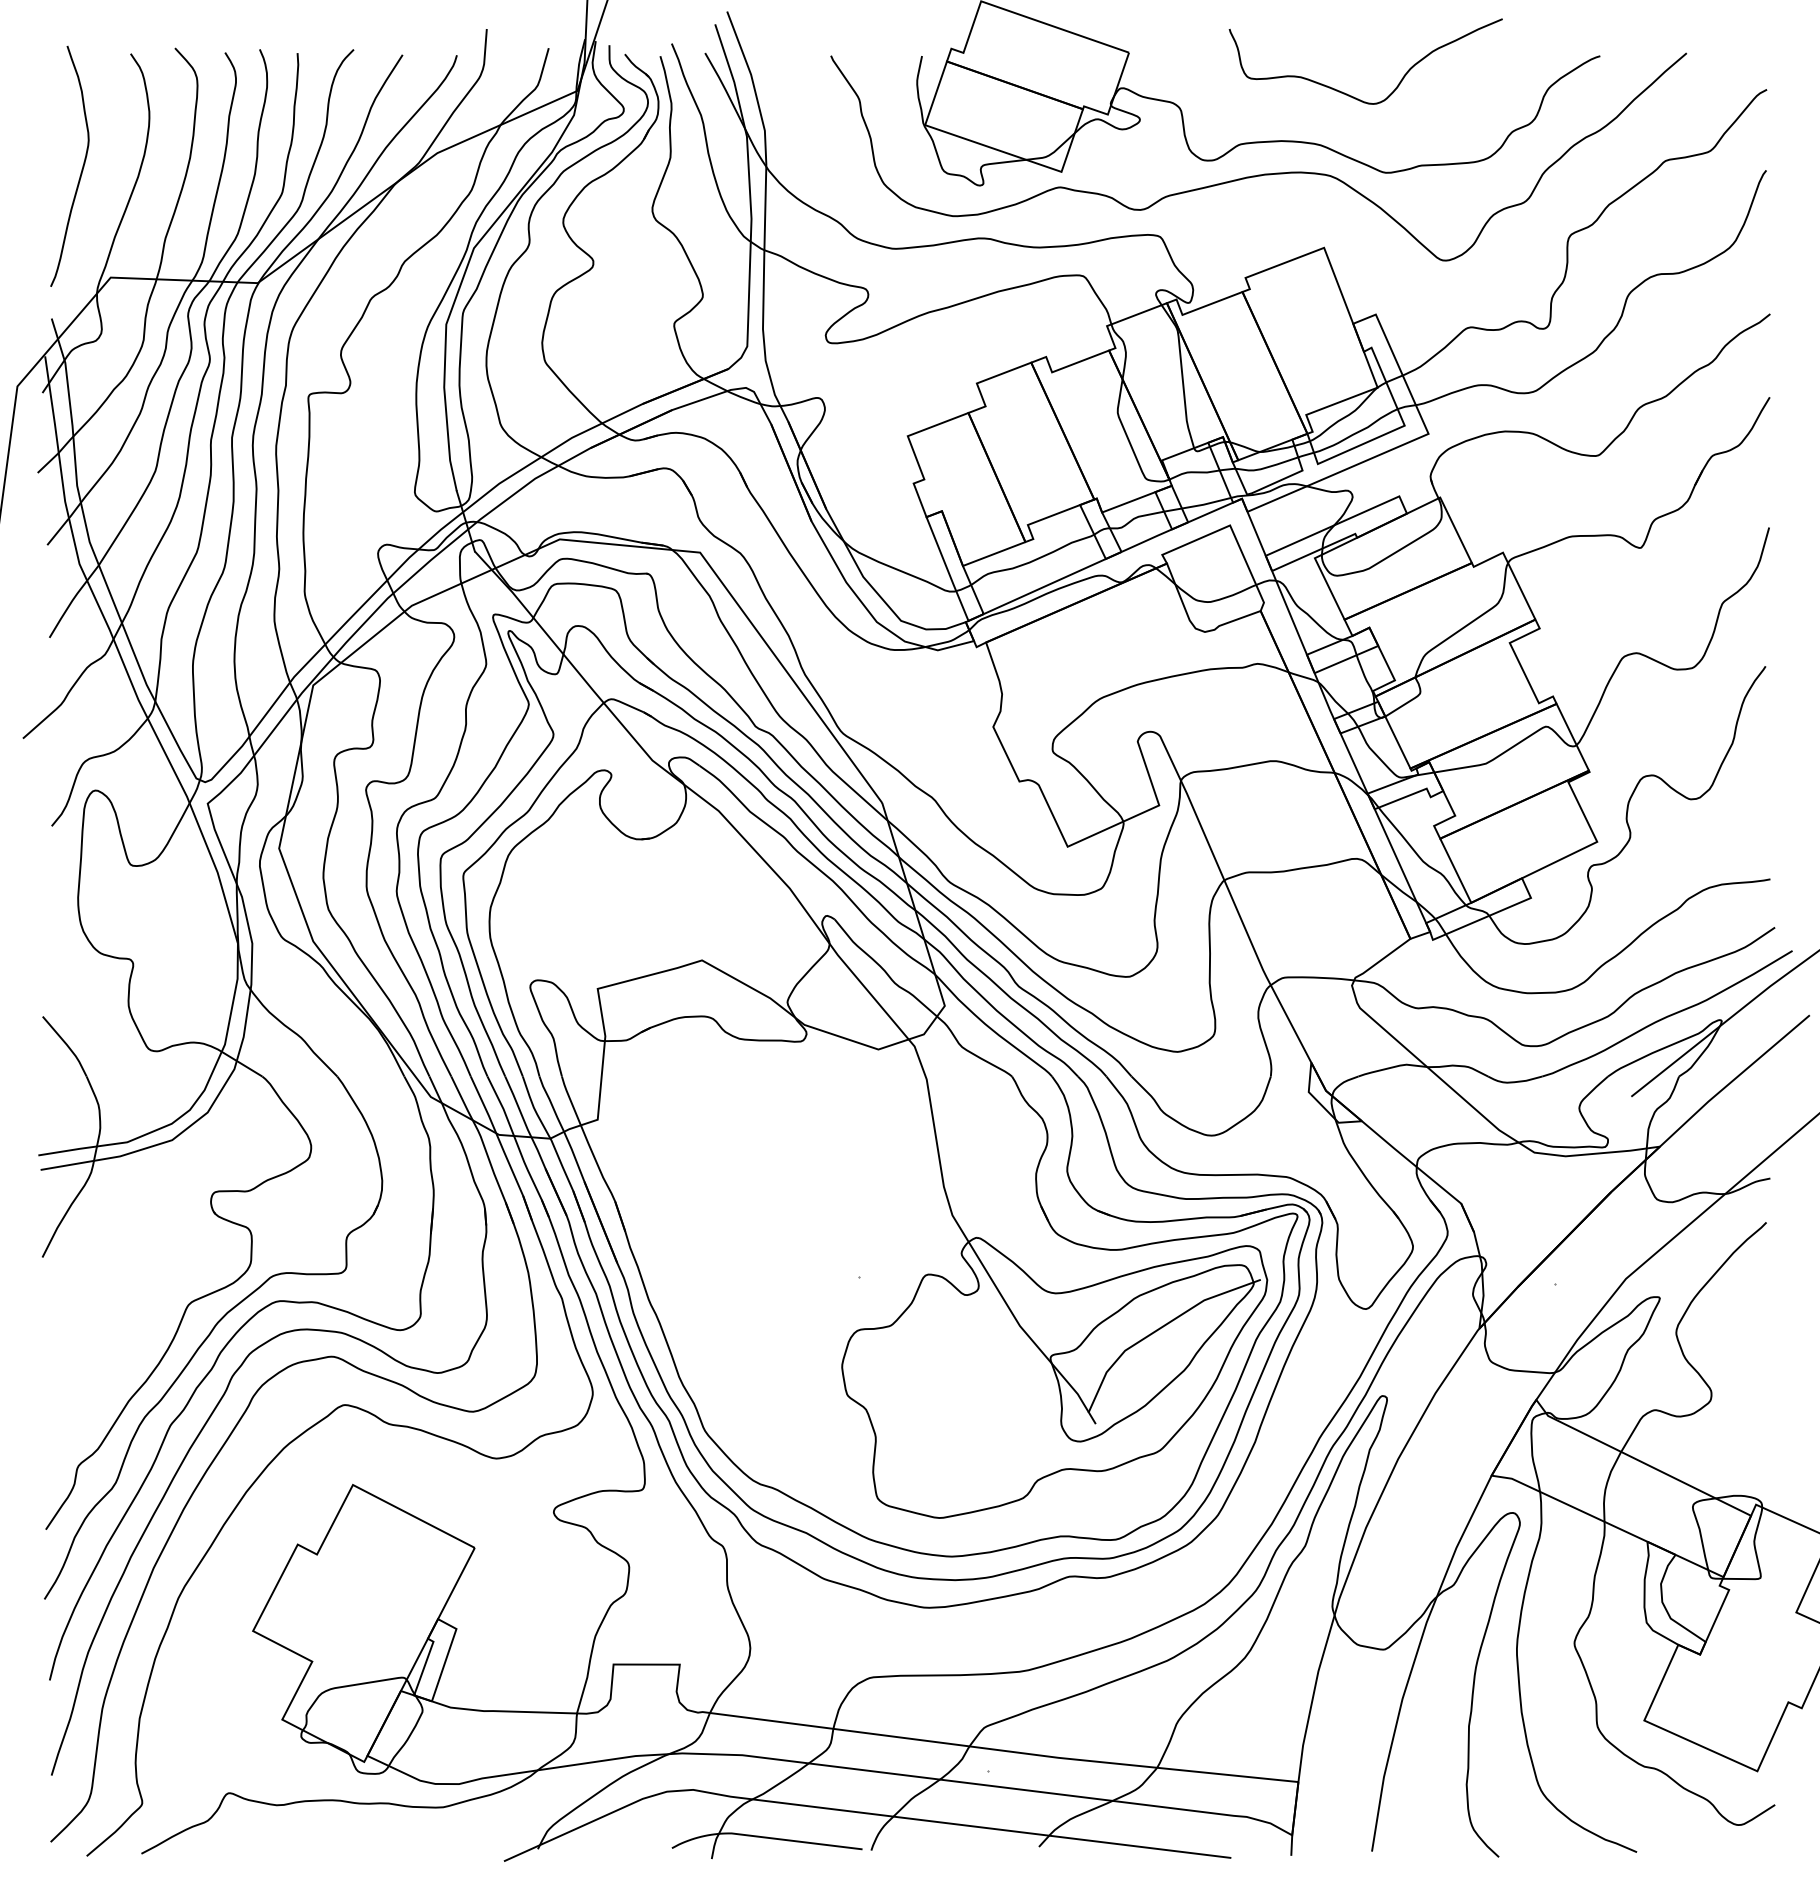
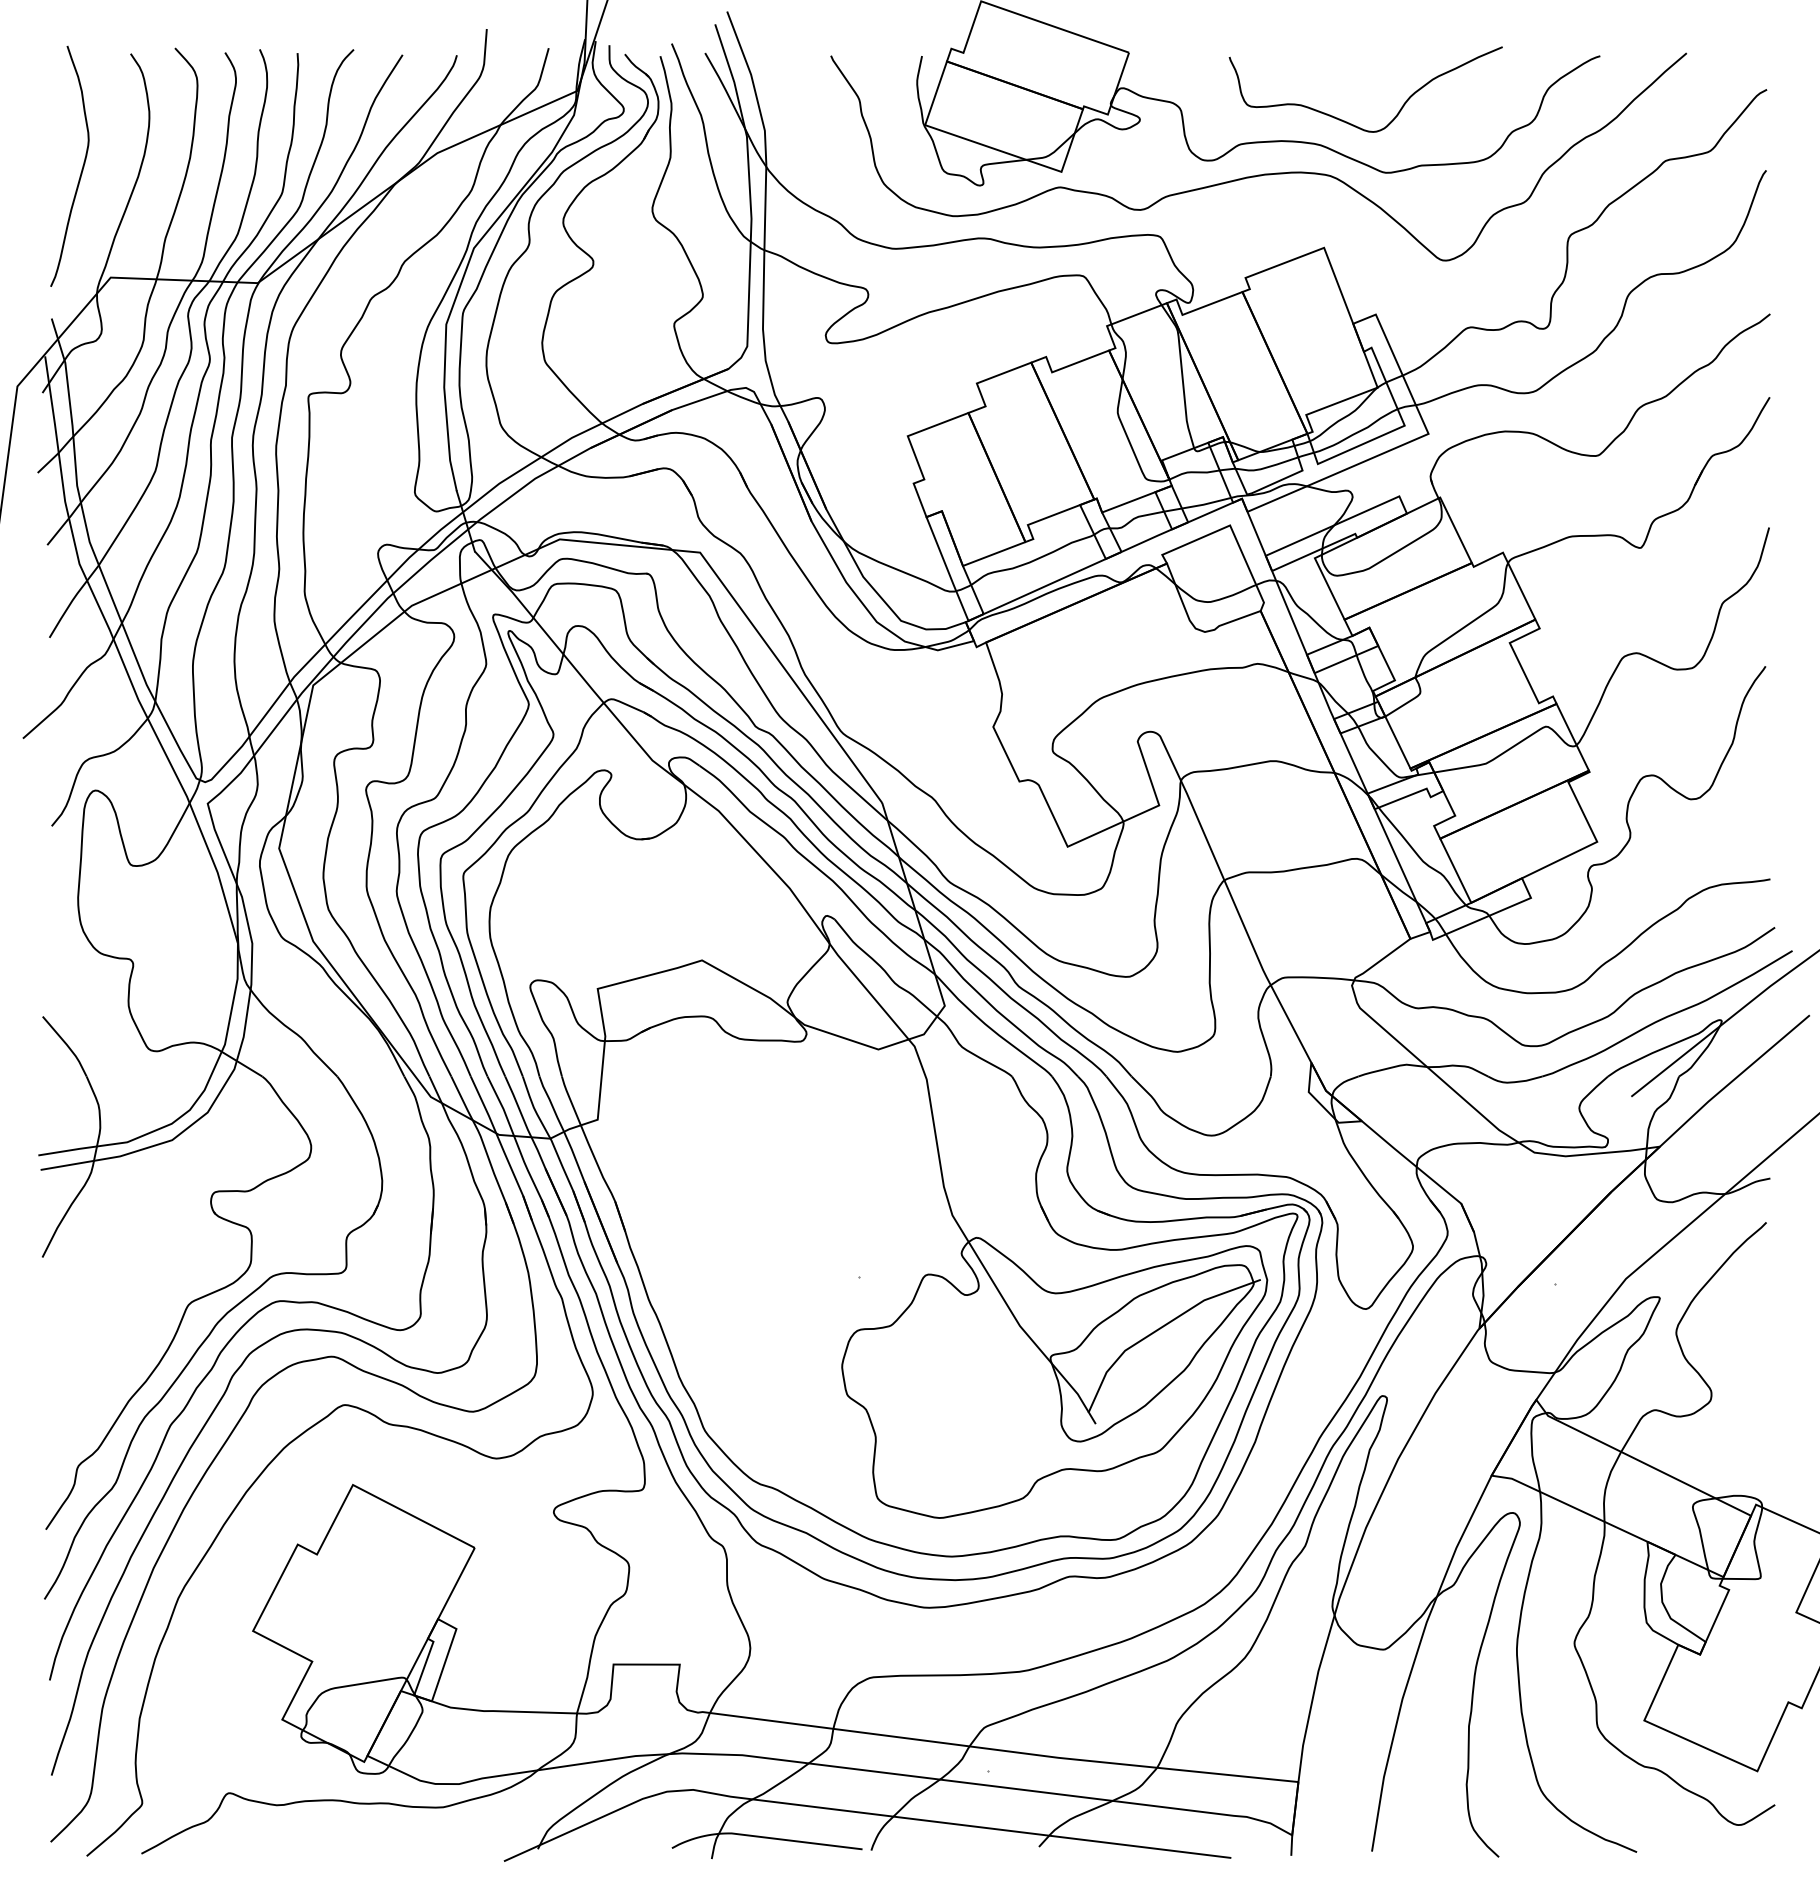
curve position: (1349, 94) -> (1349, 122) (1349, 122)
